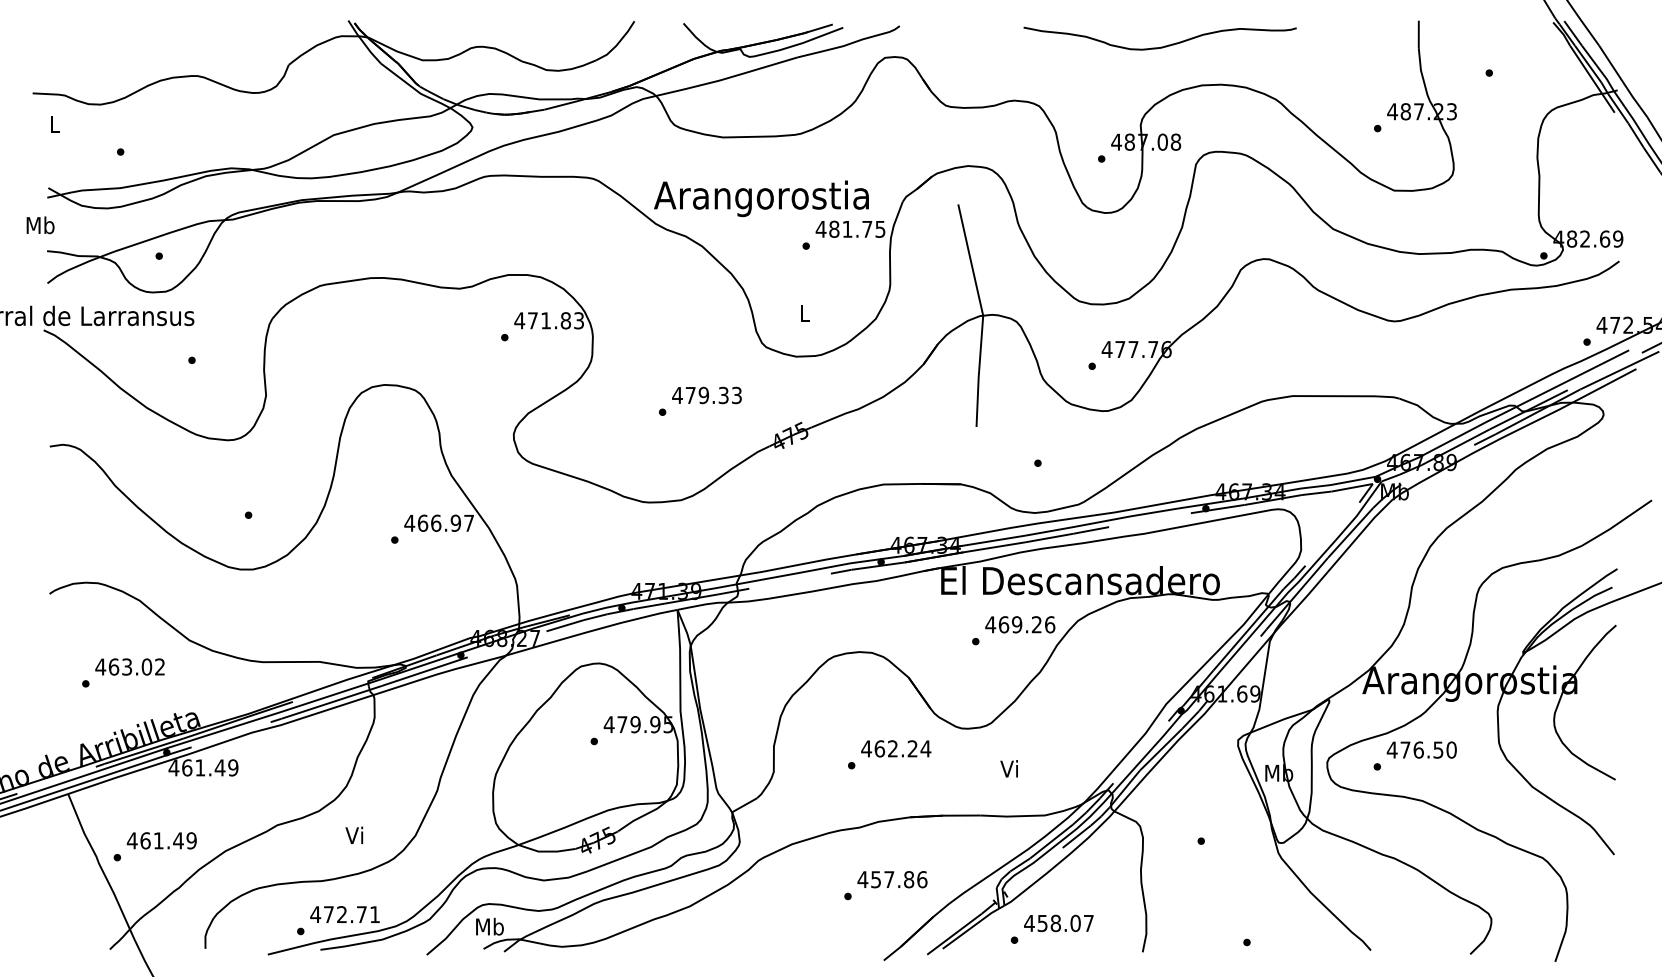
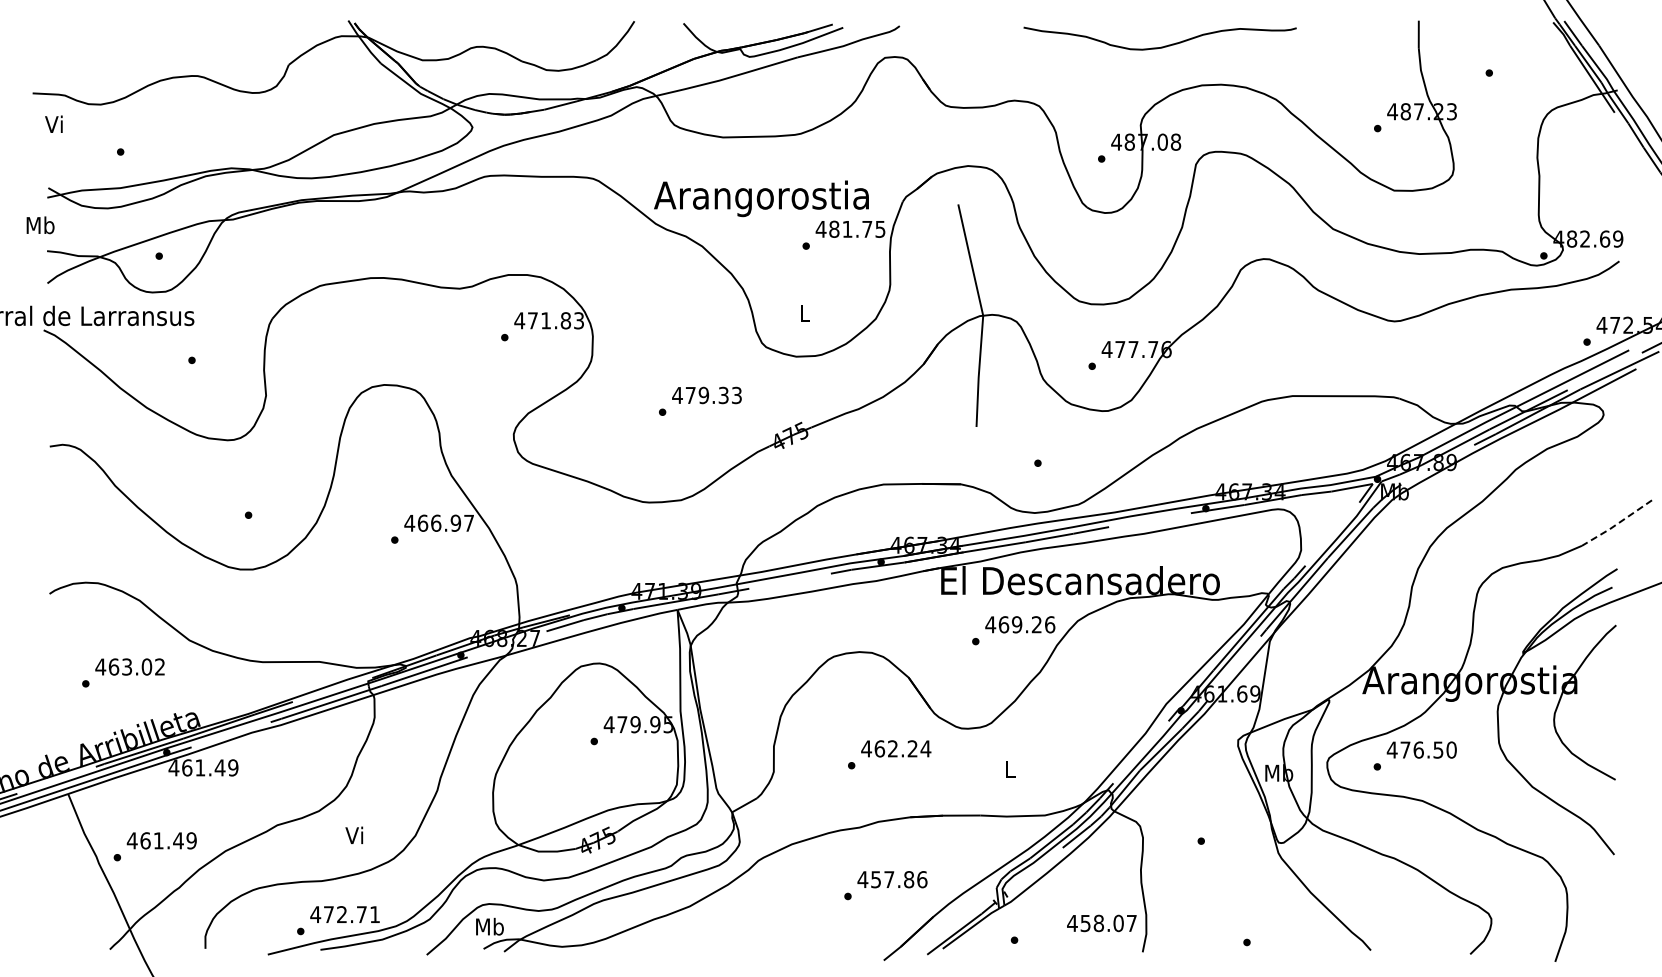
text: L -> Vi (53, 123)
line: solid -> dashed (1617, 524)
text: Vi -> L (1008, 768)
text position: (1058, 923) -> (1101, 923) (1101, 923)
